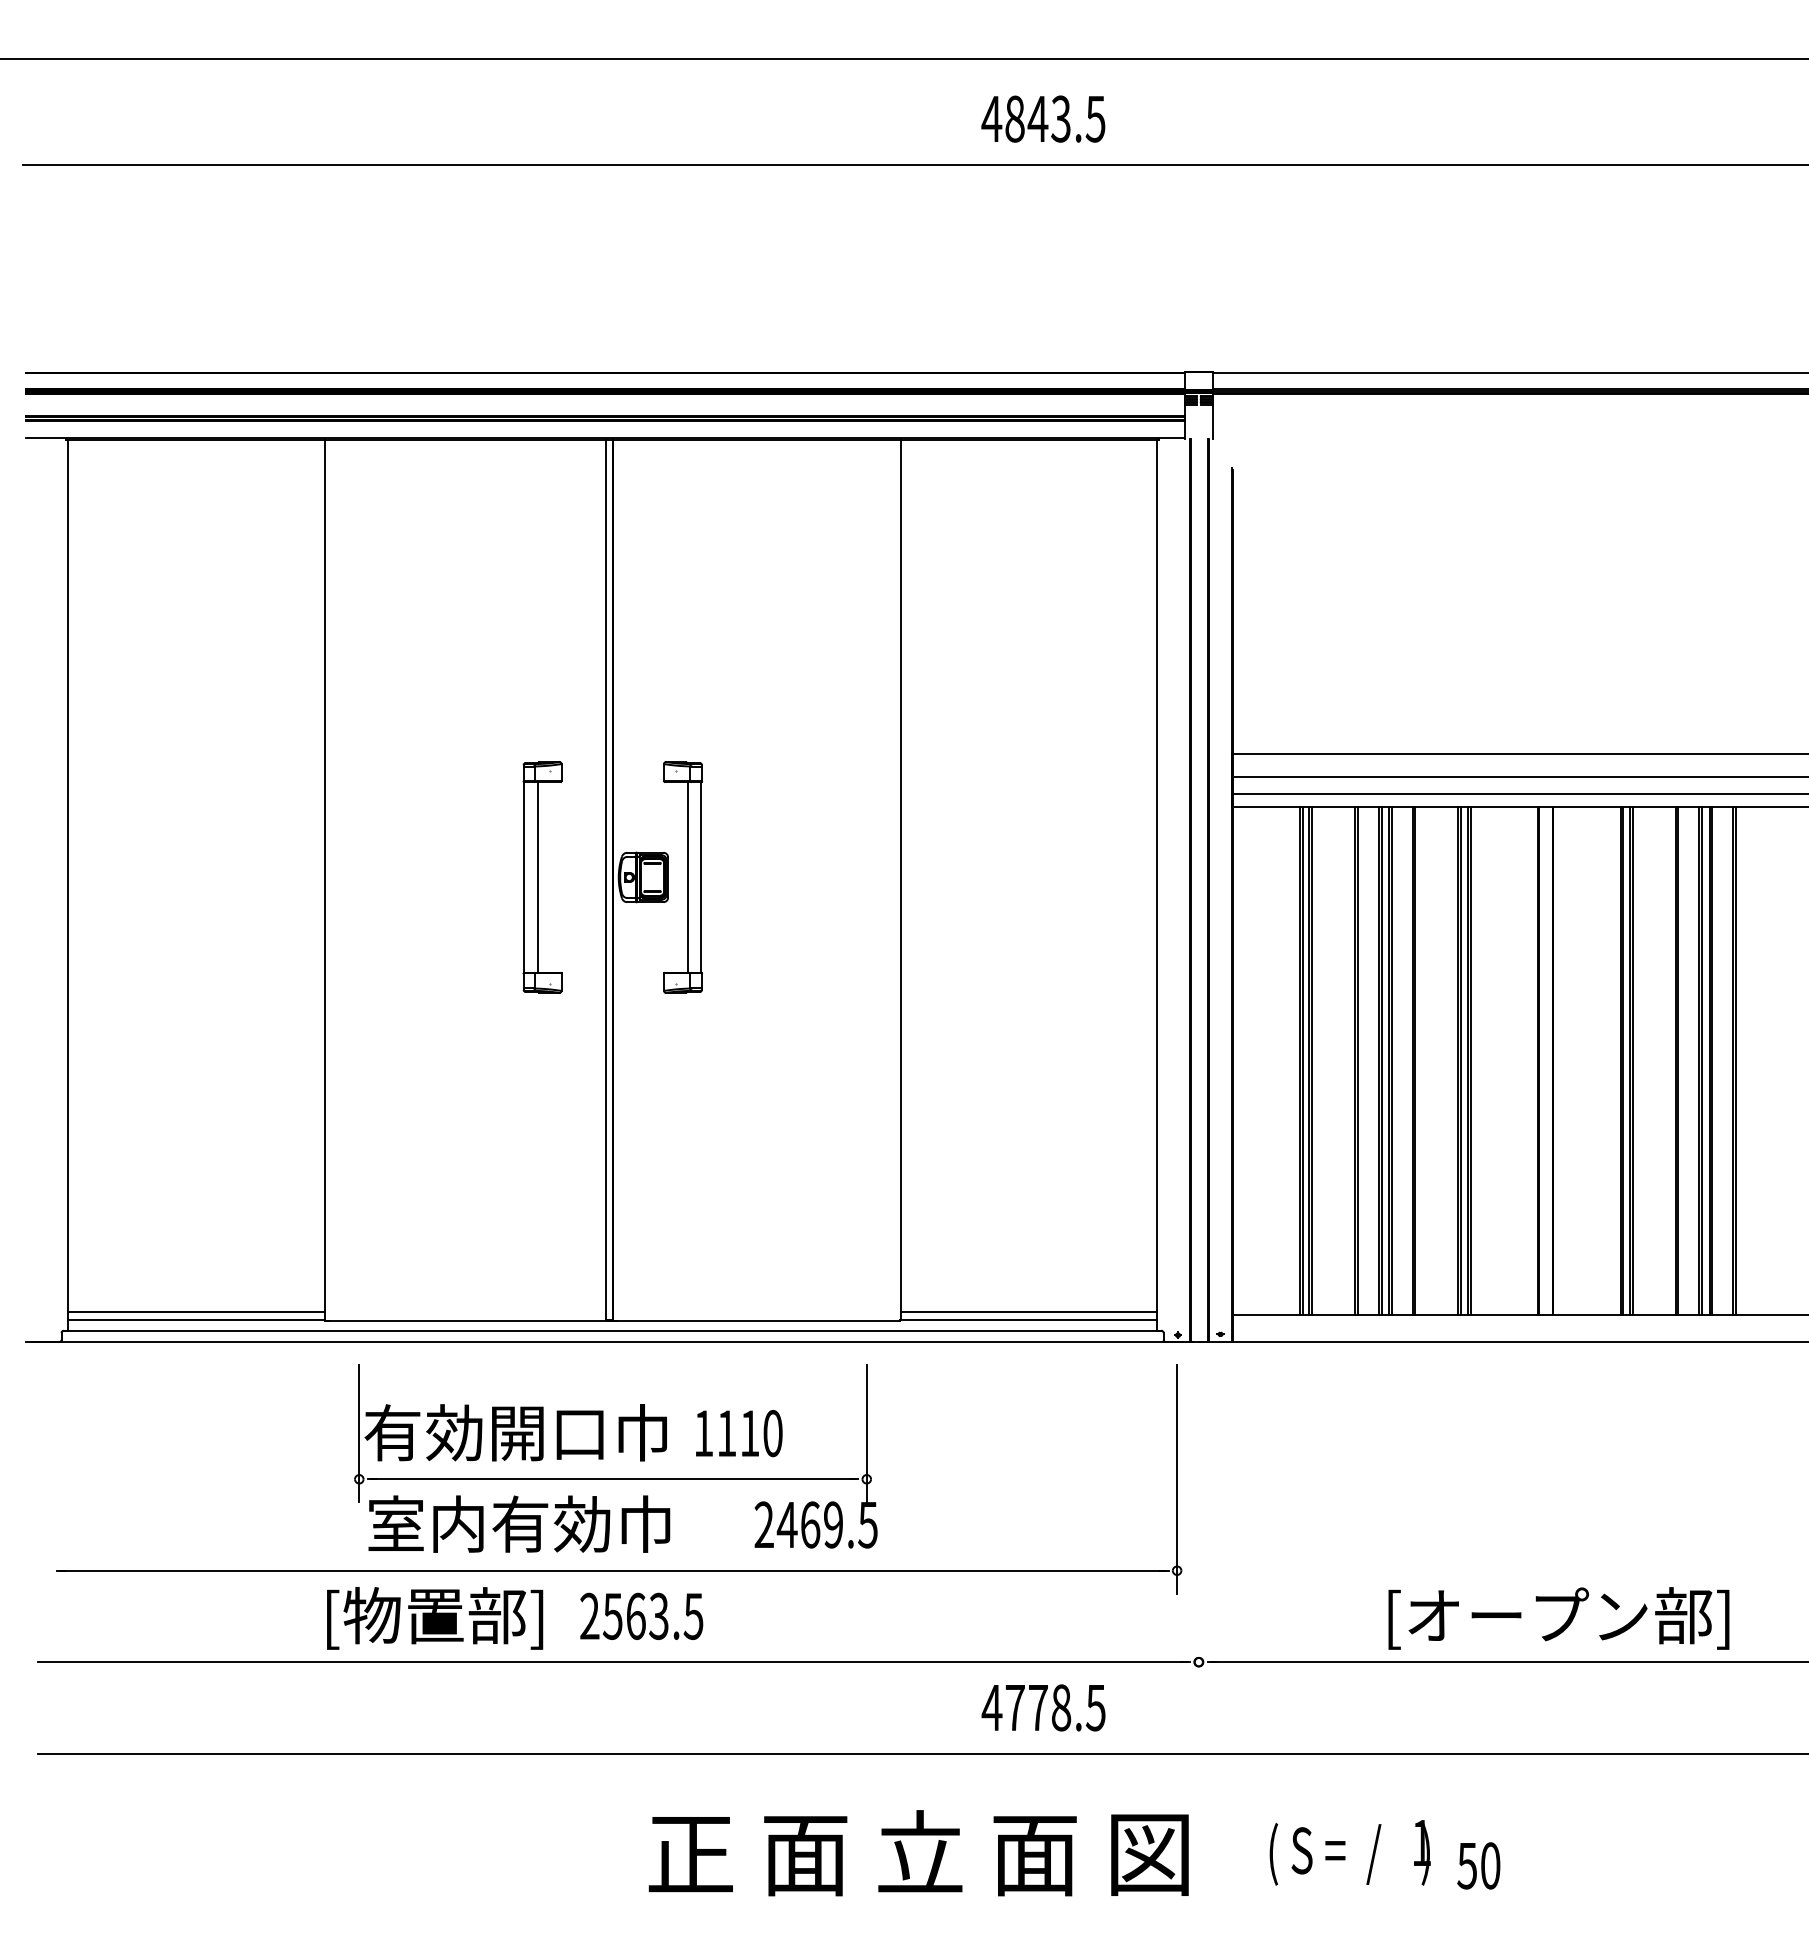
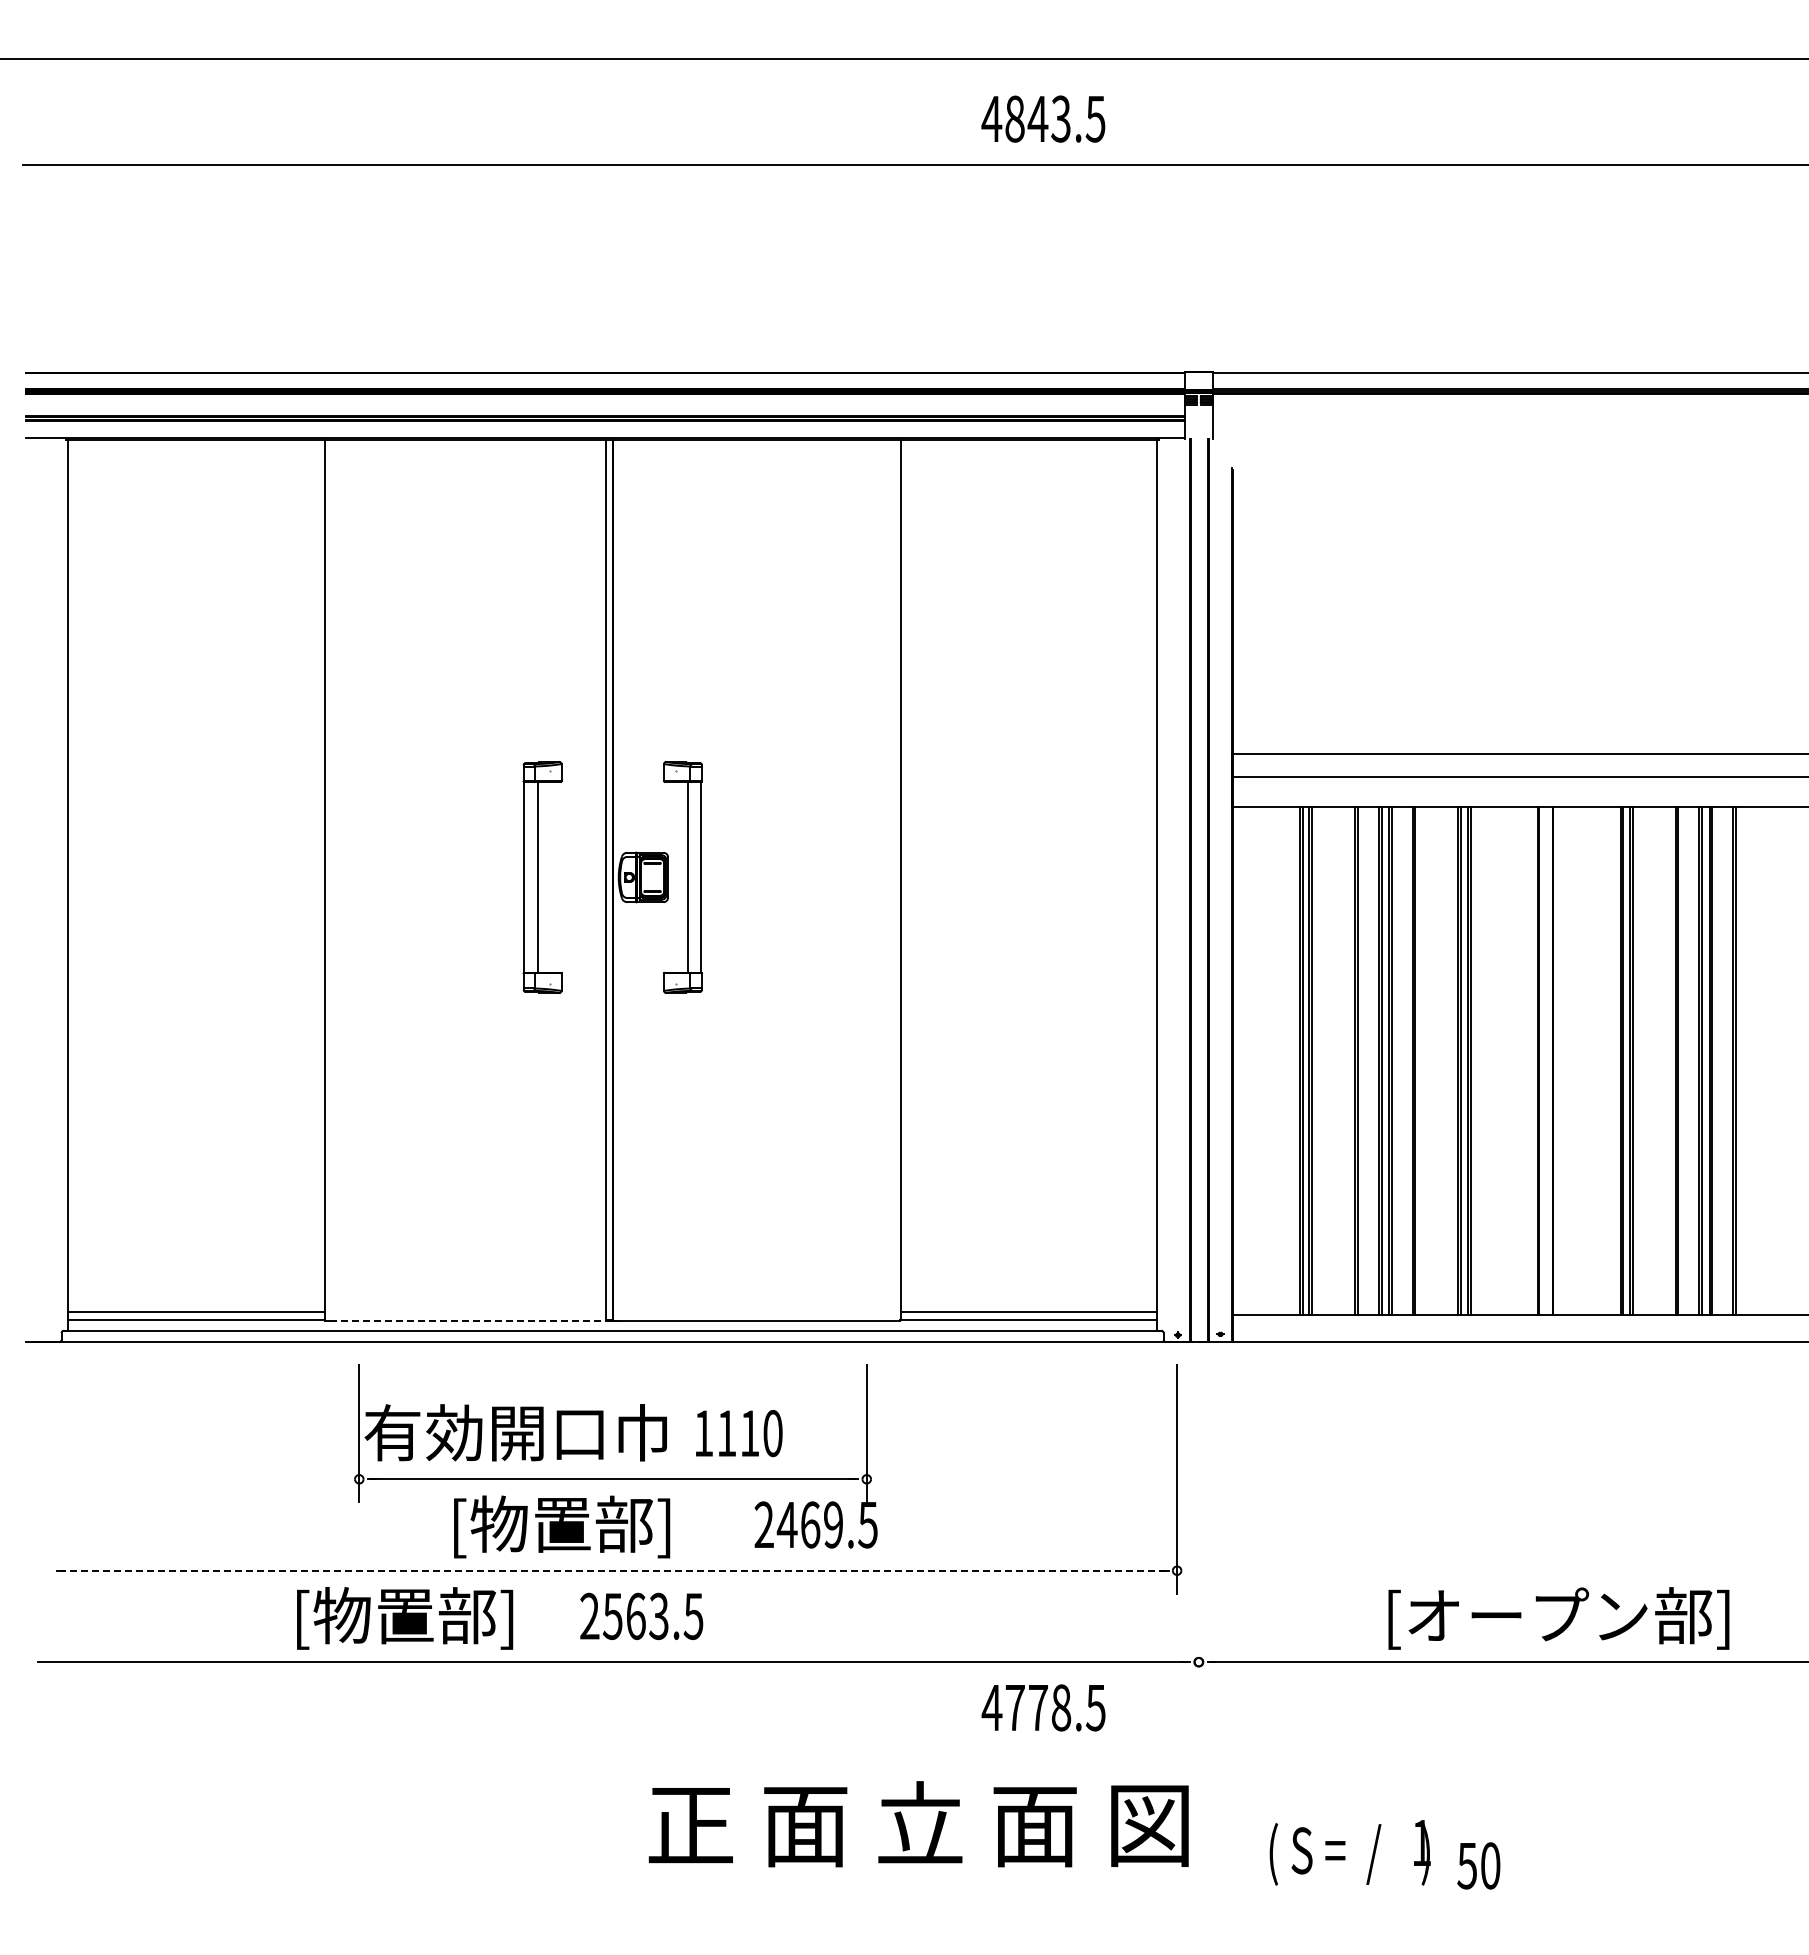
line: present -> none (1518, 793)
line: solid -> dashed (468, 1320)
text: 室内有効巾 -> [物置部] (519, 1526)
line: solid -> dashed (612, 1570)
text position: (435, 1618) -> (405, 1618) (405, 1618)
line: present -> none (921, 1753)
text position: (918, 1853) -> (918, 1824) (918, 1824)
